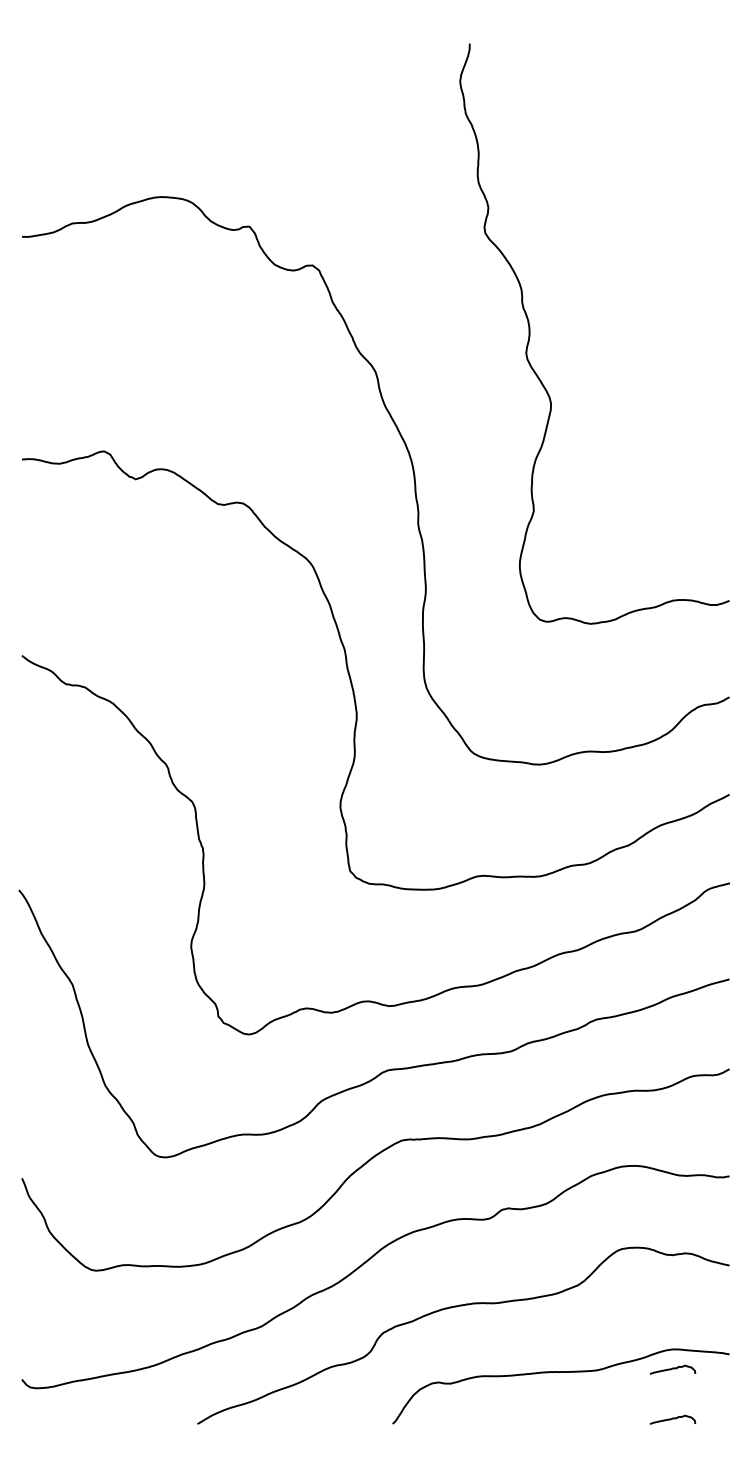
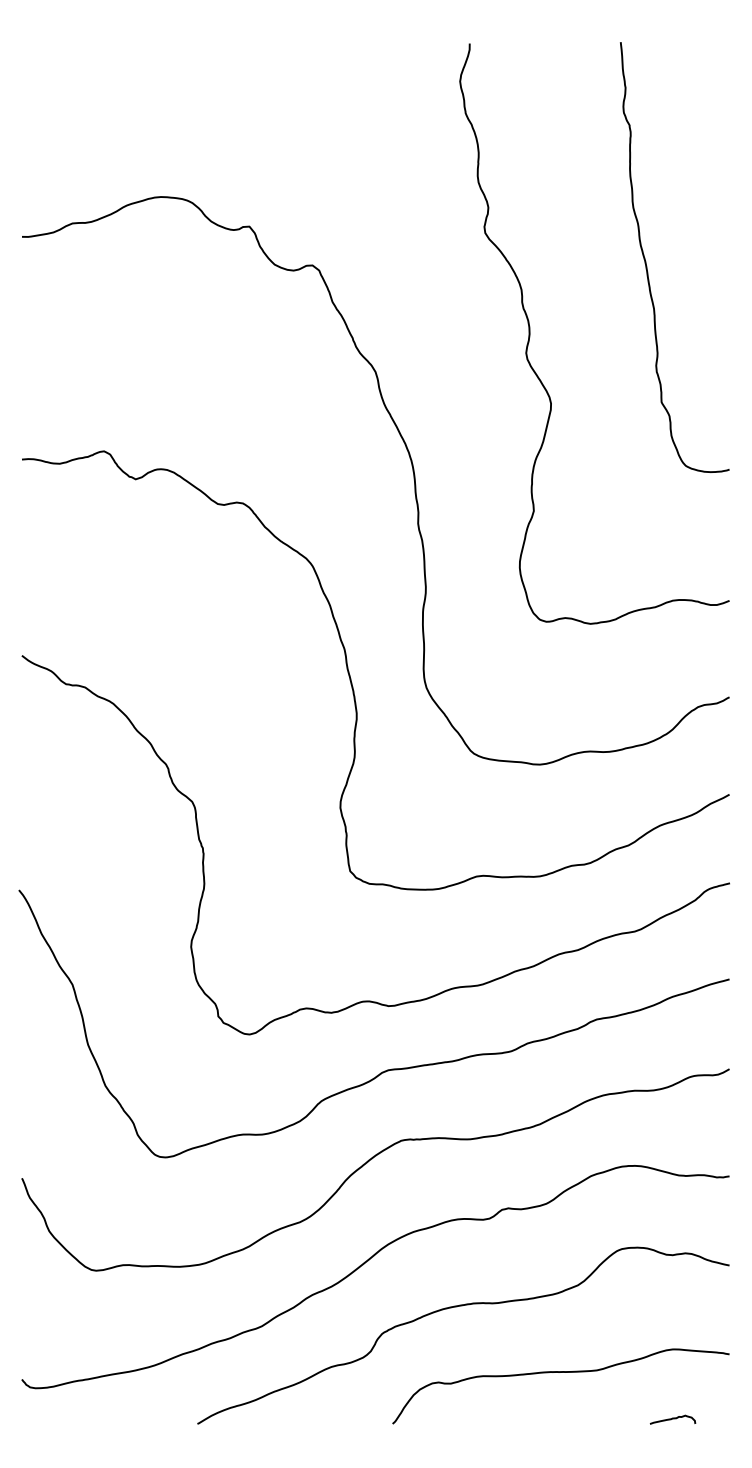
curve: none -> present (646, 261)
curve: present -> none (672, 1369)
